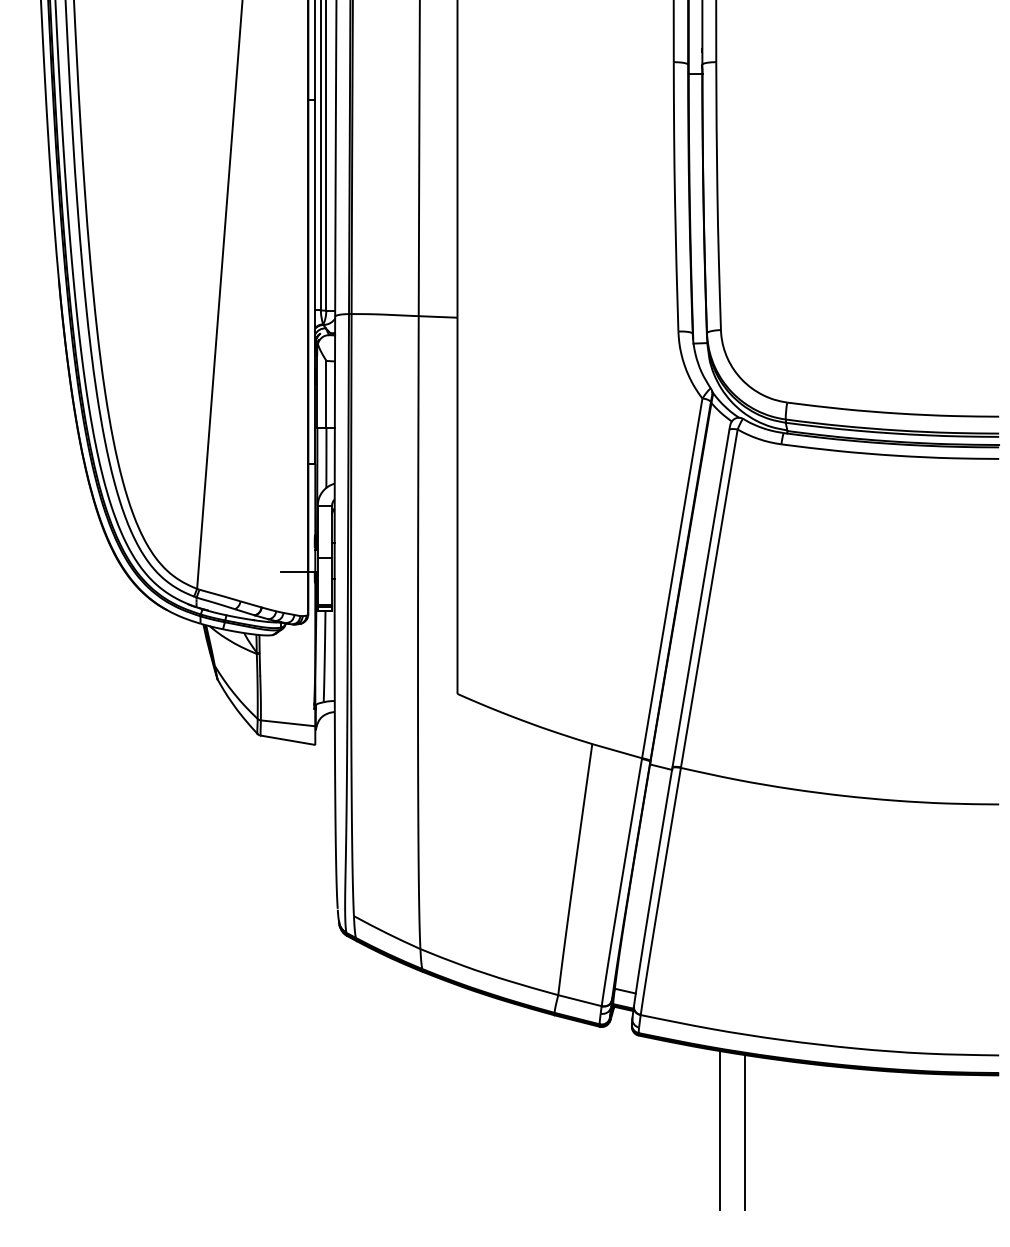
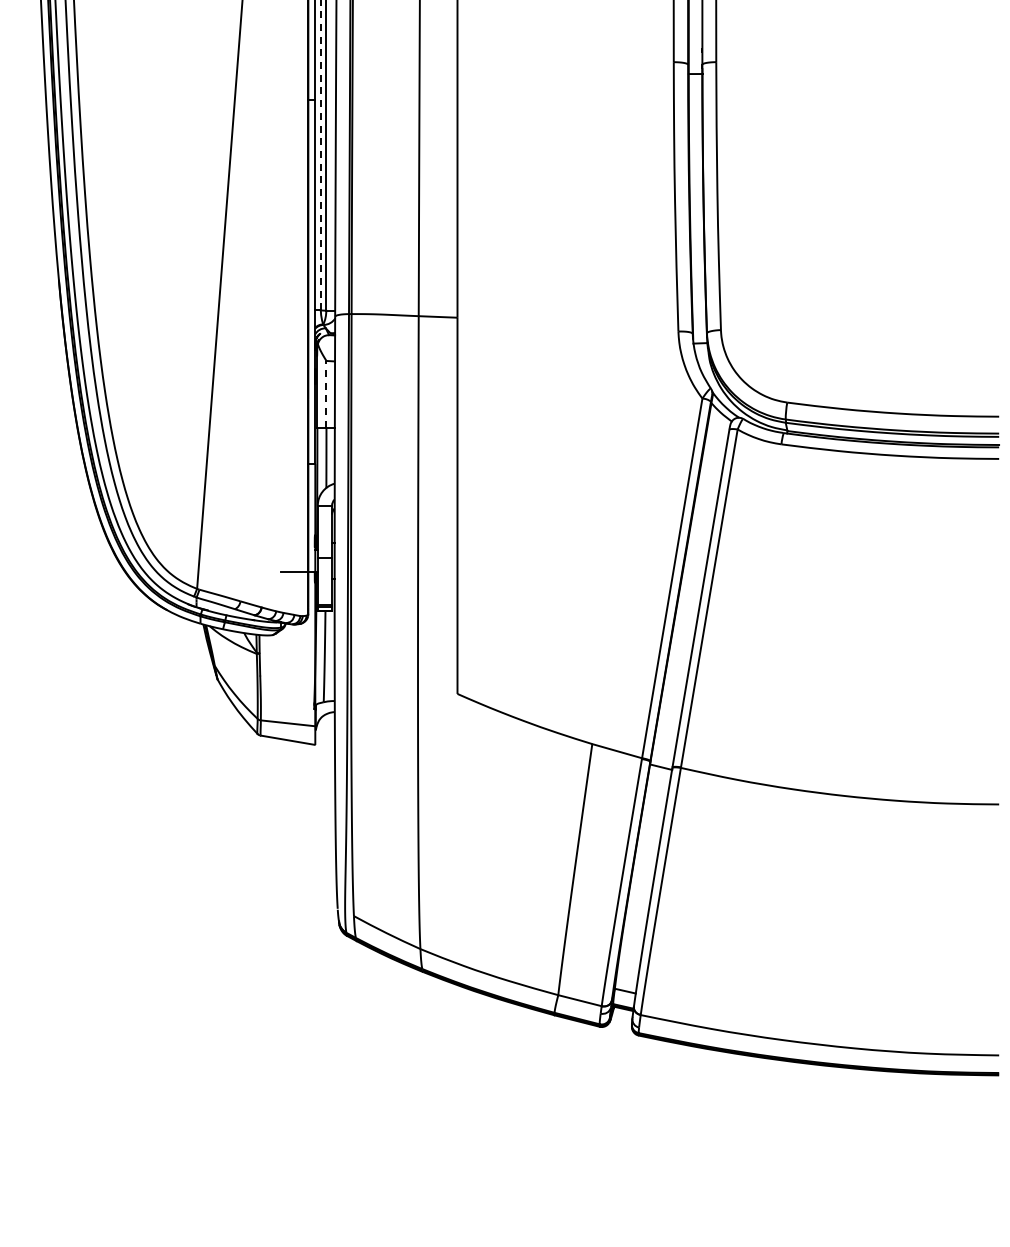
line: solid -> dashed (320, 155)
line: solid -> dashed (326, 393)
line: present -> none (719, 1129)
line: present -> none (745, 1132)
